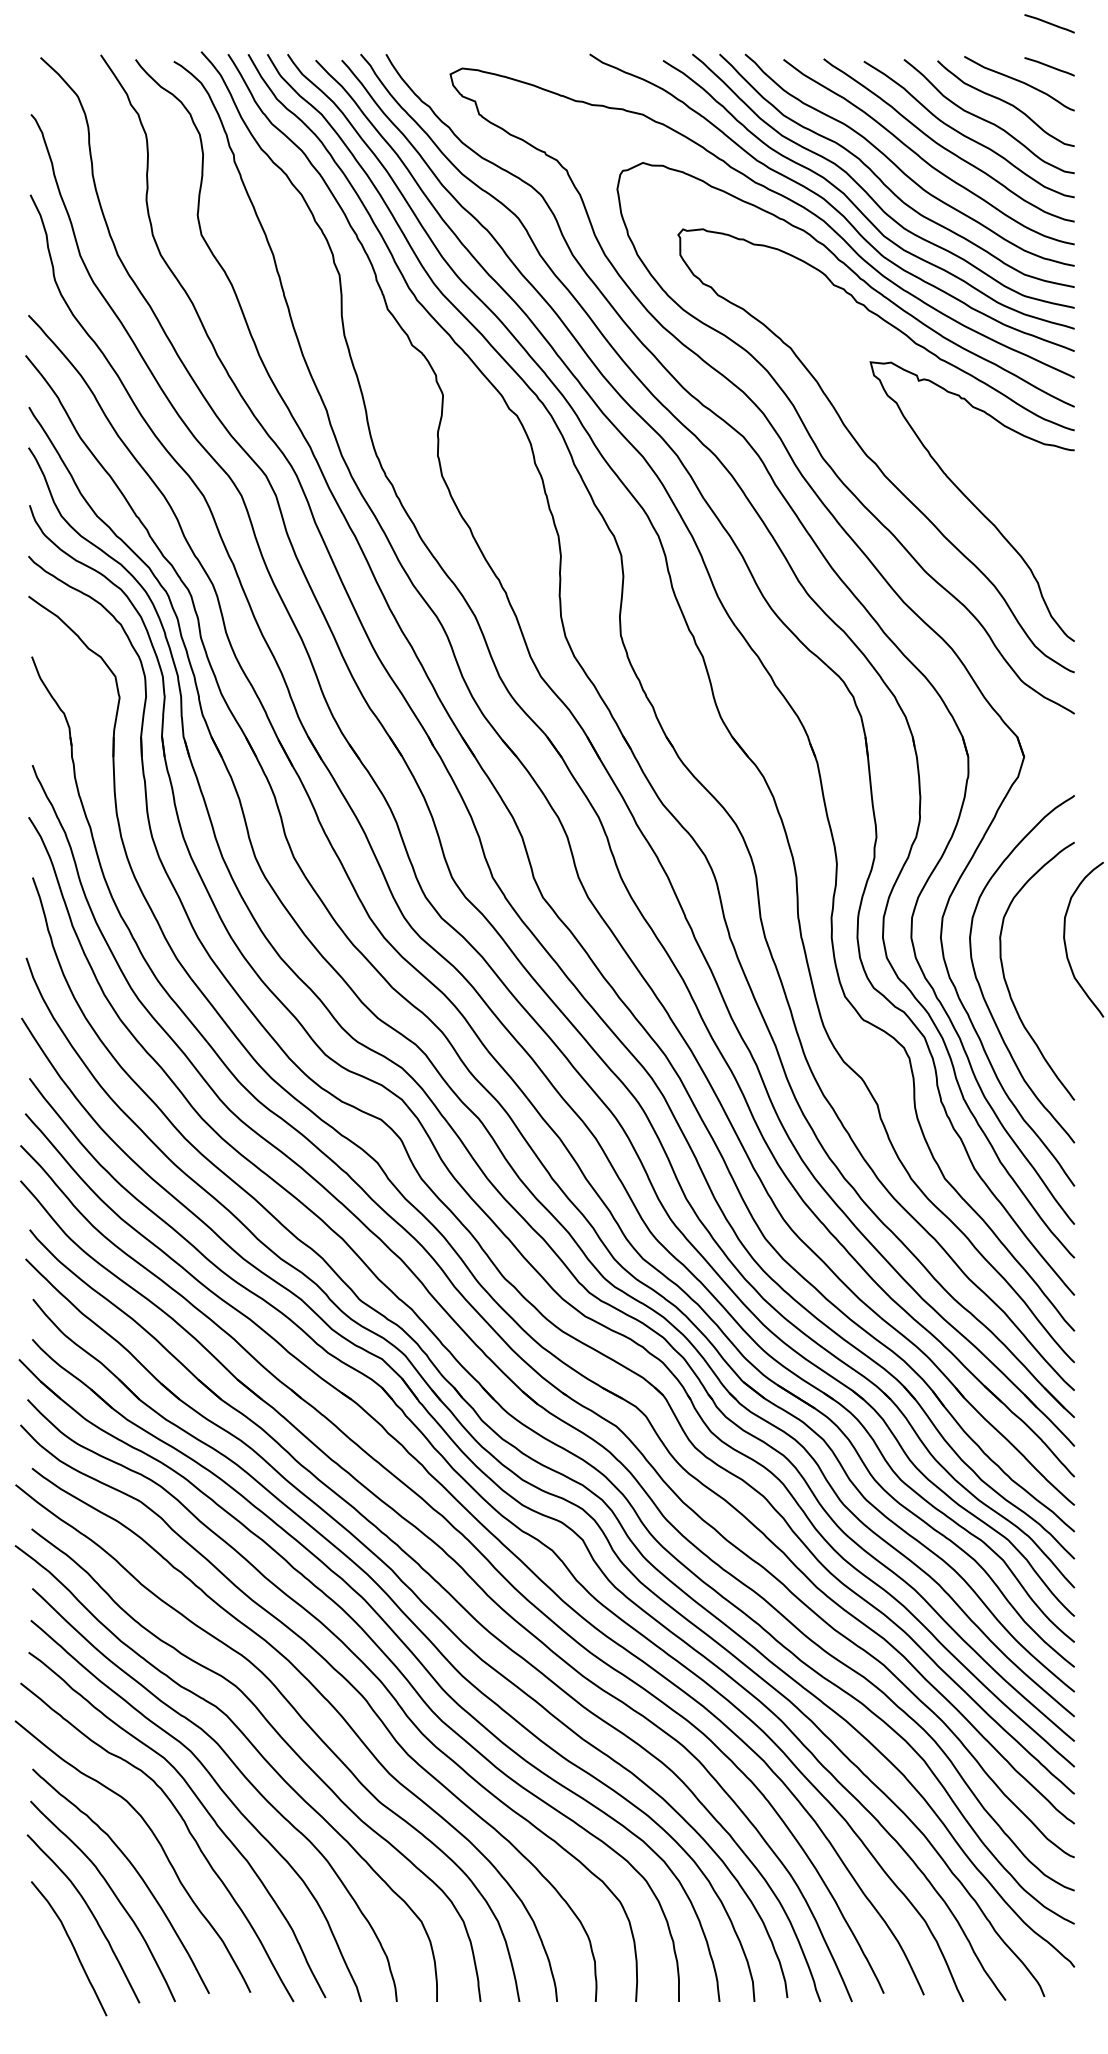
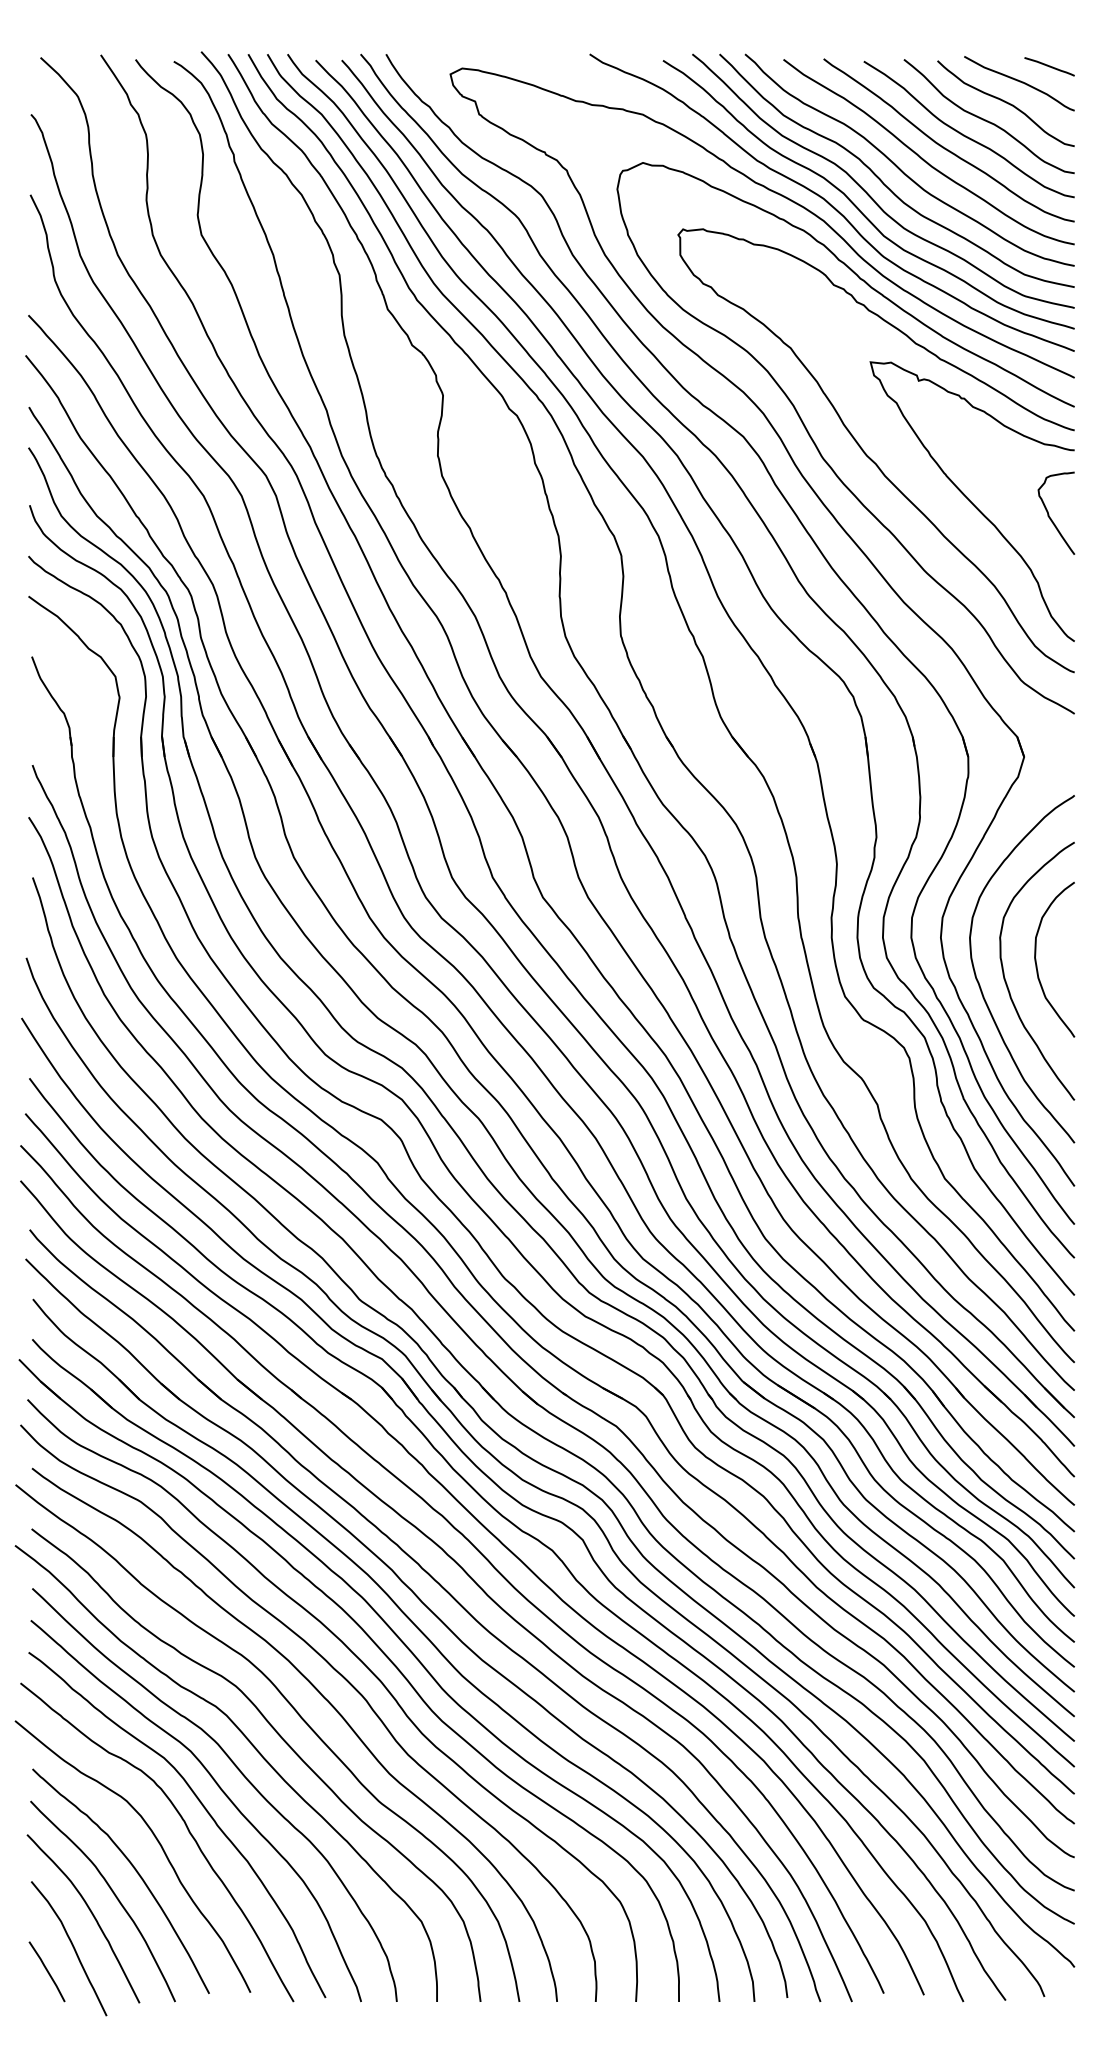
line: present -> none (1049, 23)
curve: none -> present (1049, 514)
curve position: (1066, 944) -> (1037, 964) (1037, 964)
line: none -> present (46, 1971)
